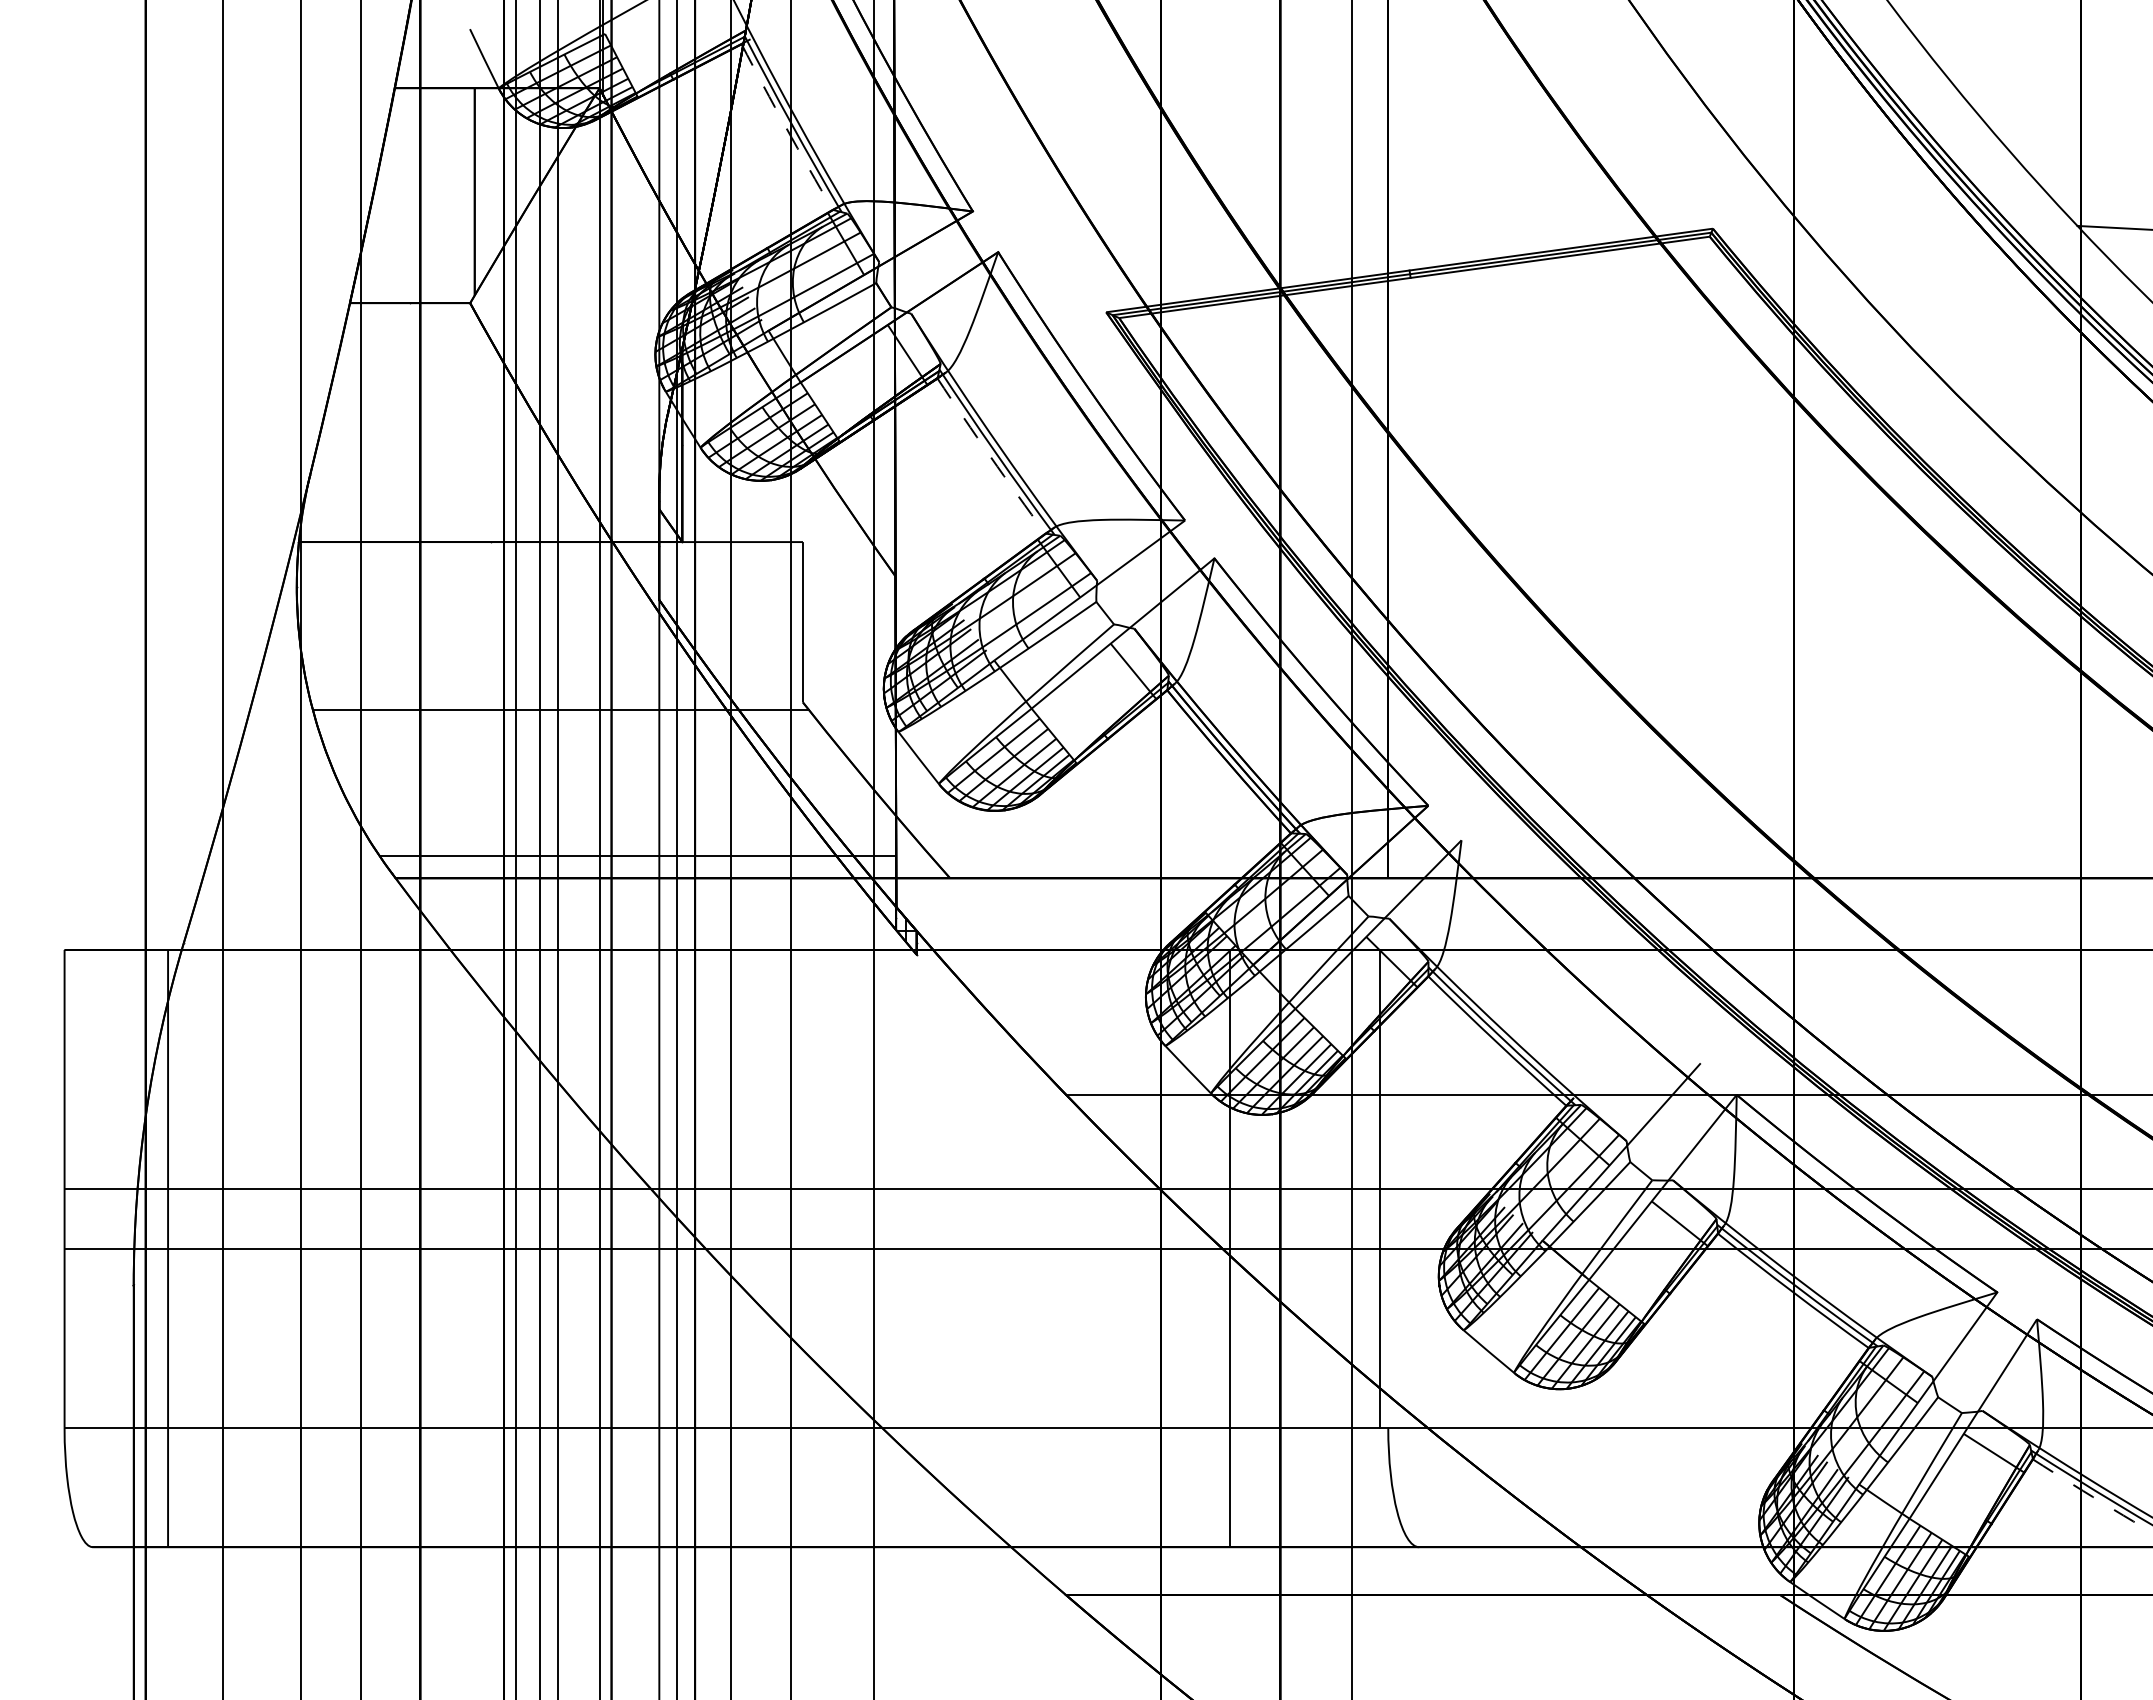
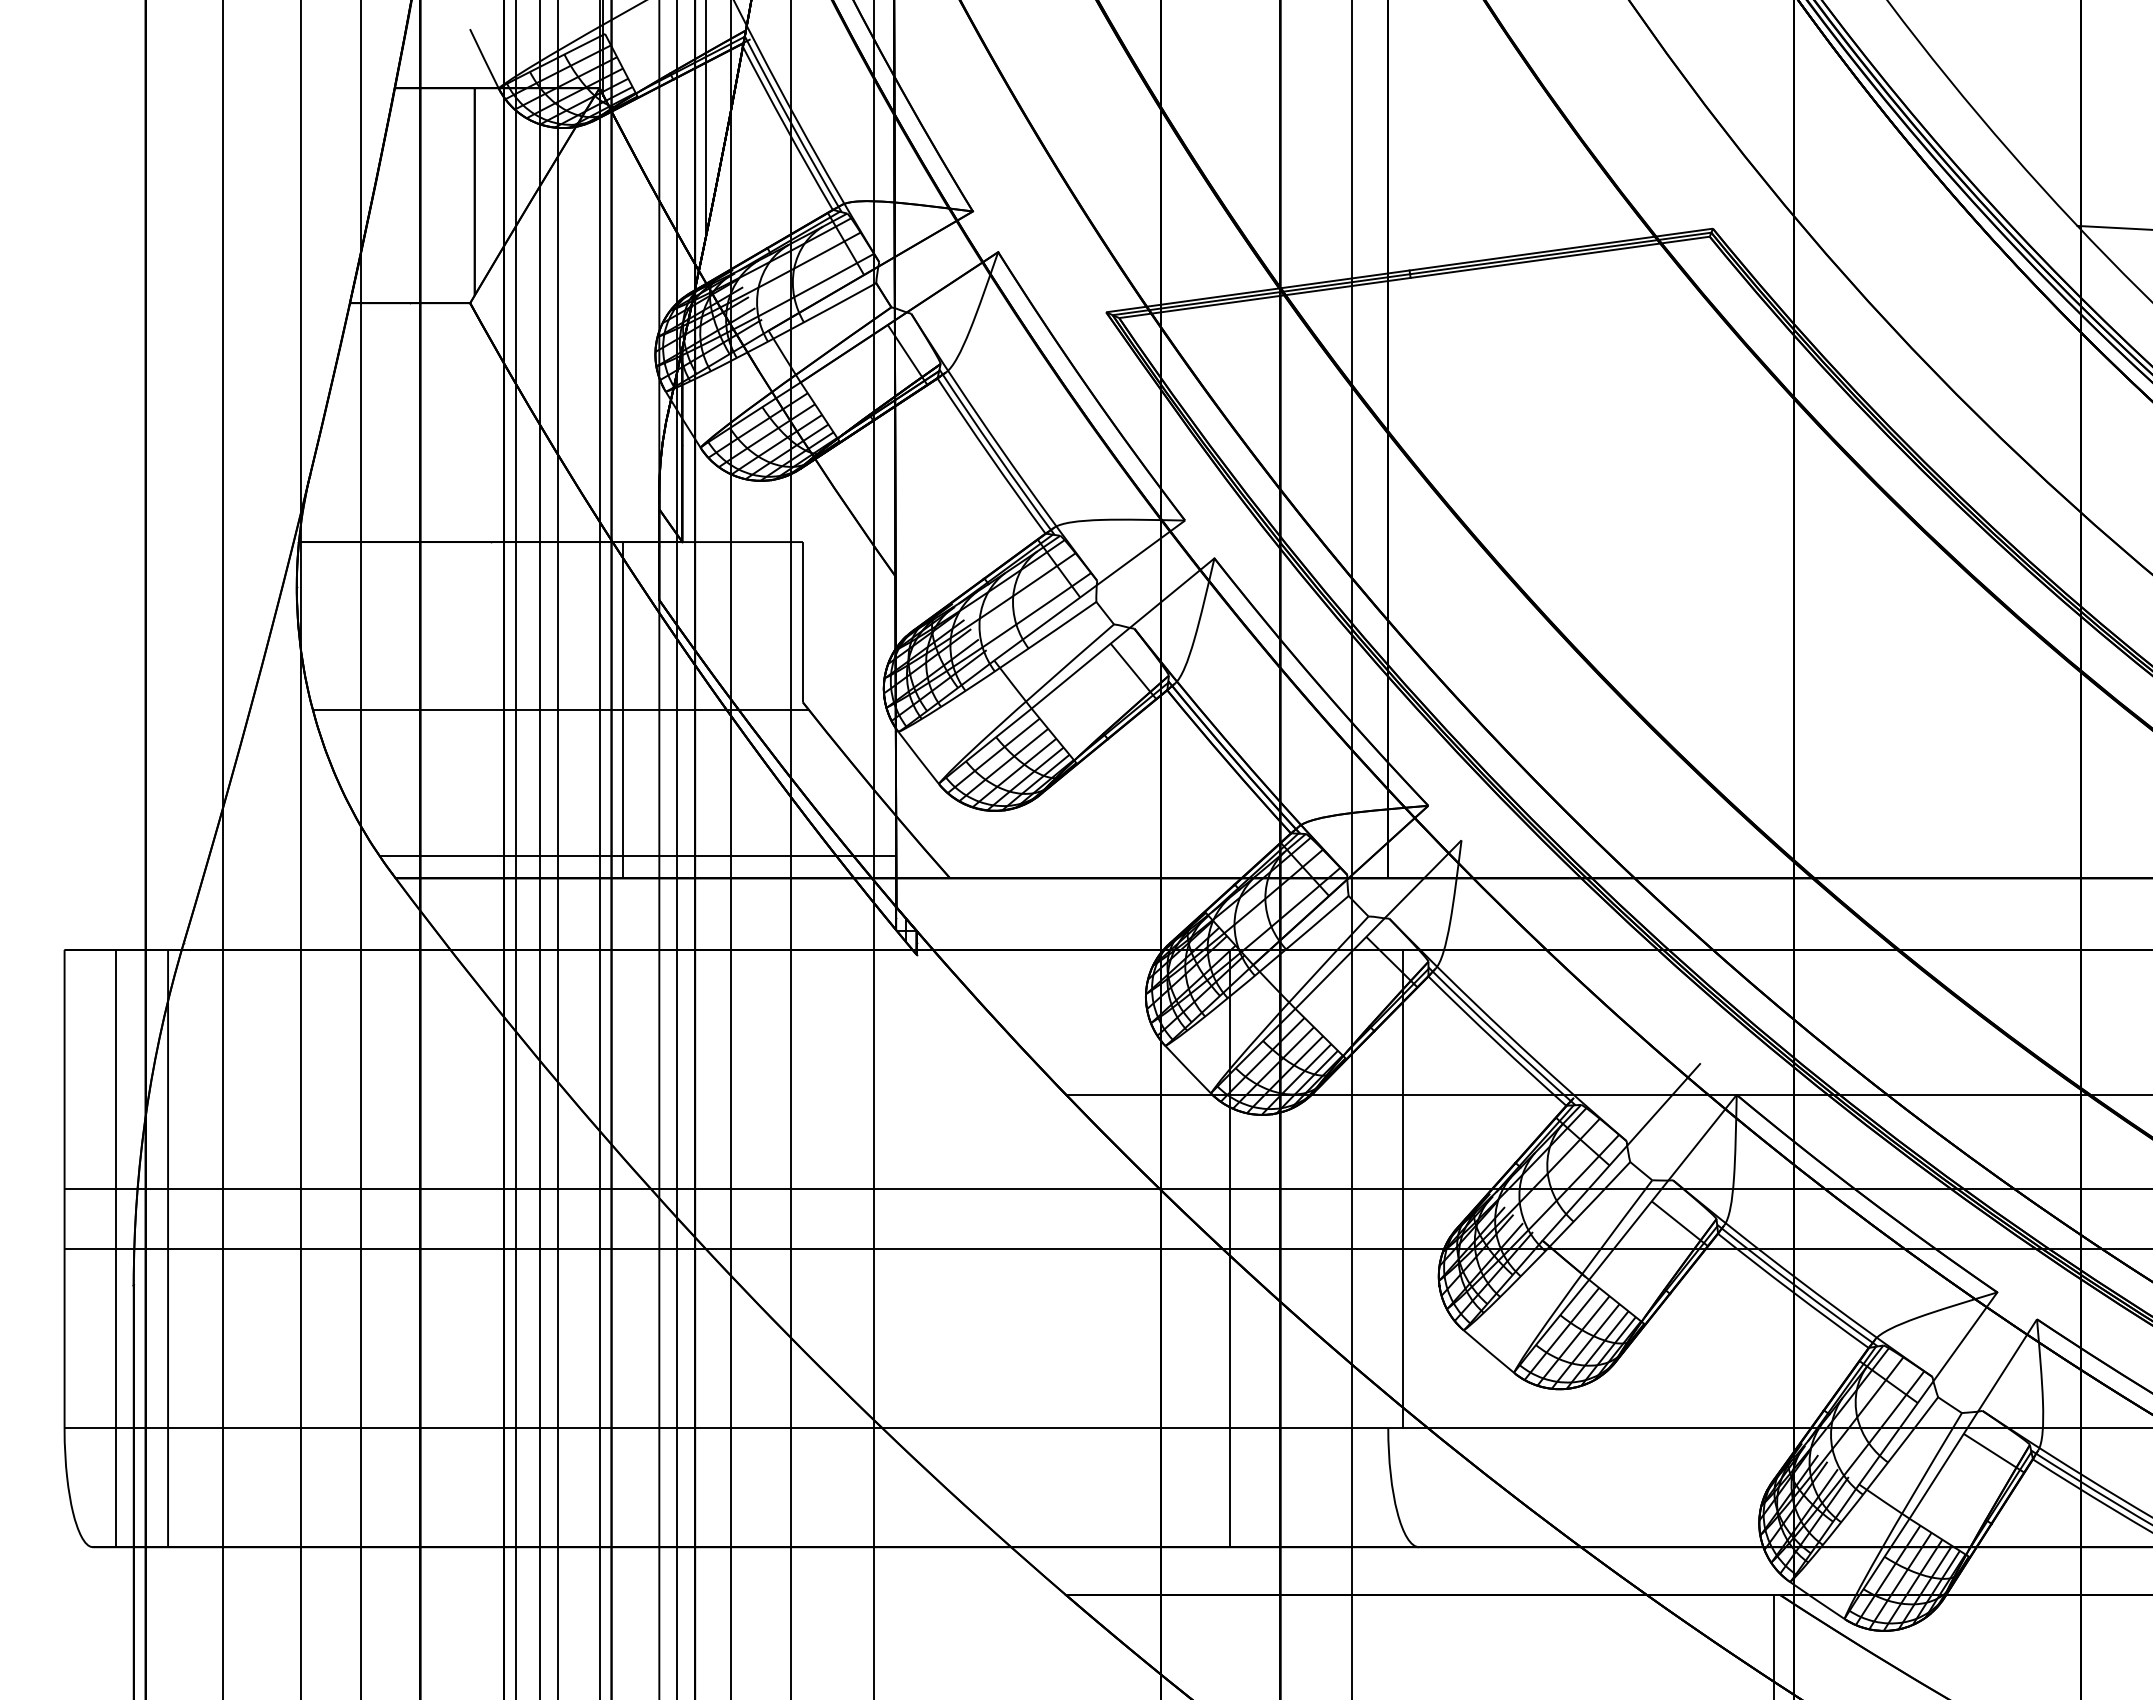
line: none -> present (706, 118)
arc: dashed -> solid (786, 127)
arc: dashed -> solid (990, 456)
line: none -> present (623, 710)
line position: (1379, 1188) -> (1402, 1188) (1402, 1188)
line: none -> present (116, 1248)
arc: dashed -> solid (2093, 1496)
line: none -> present (1774, 1645)
